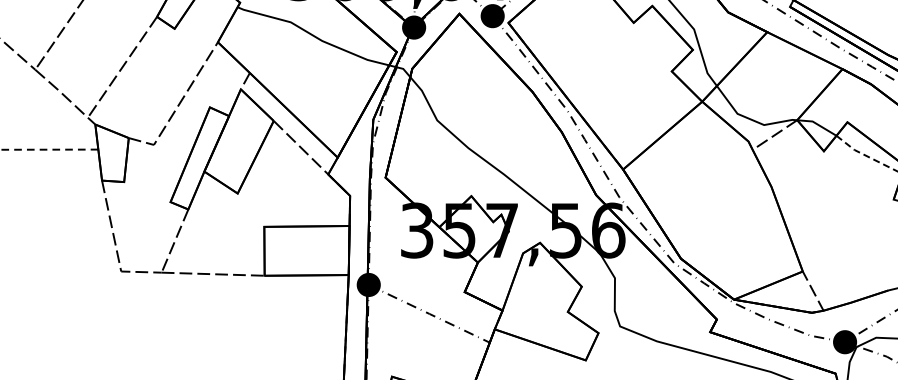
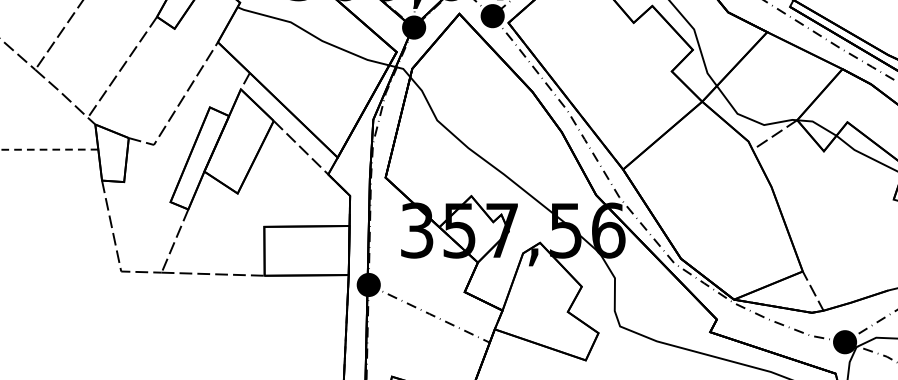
line: dashed -> solid (865, 155)
